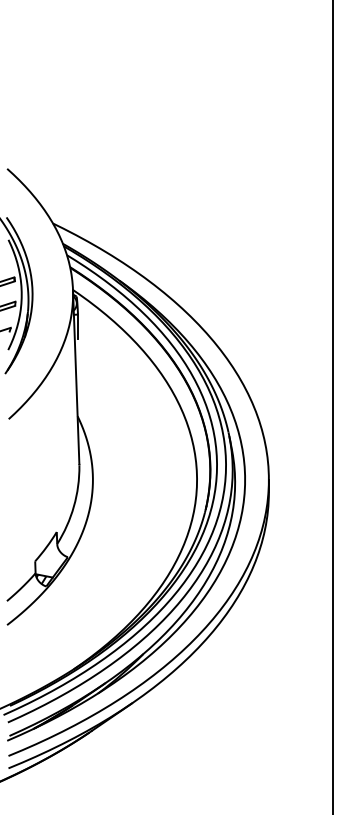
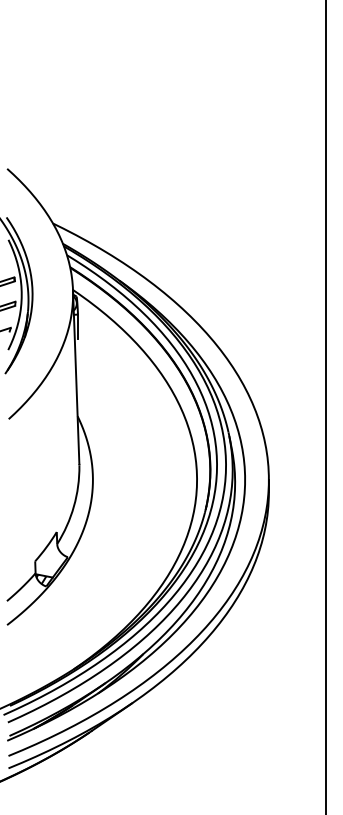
line position: (332, 406) -> (325, 406) (325, 406)
